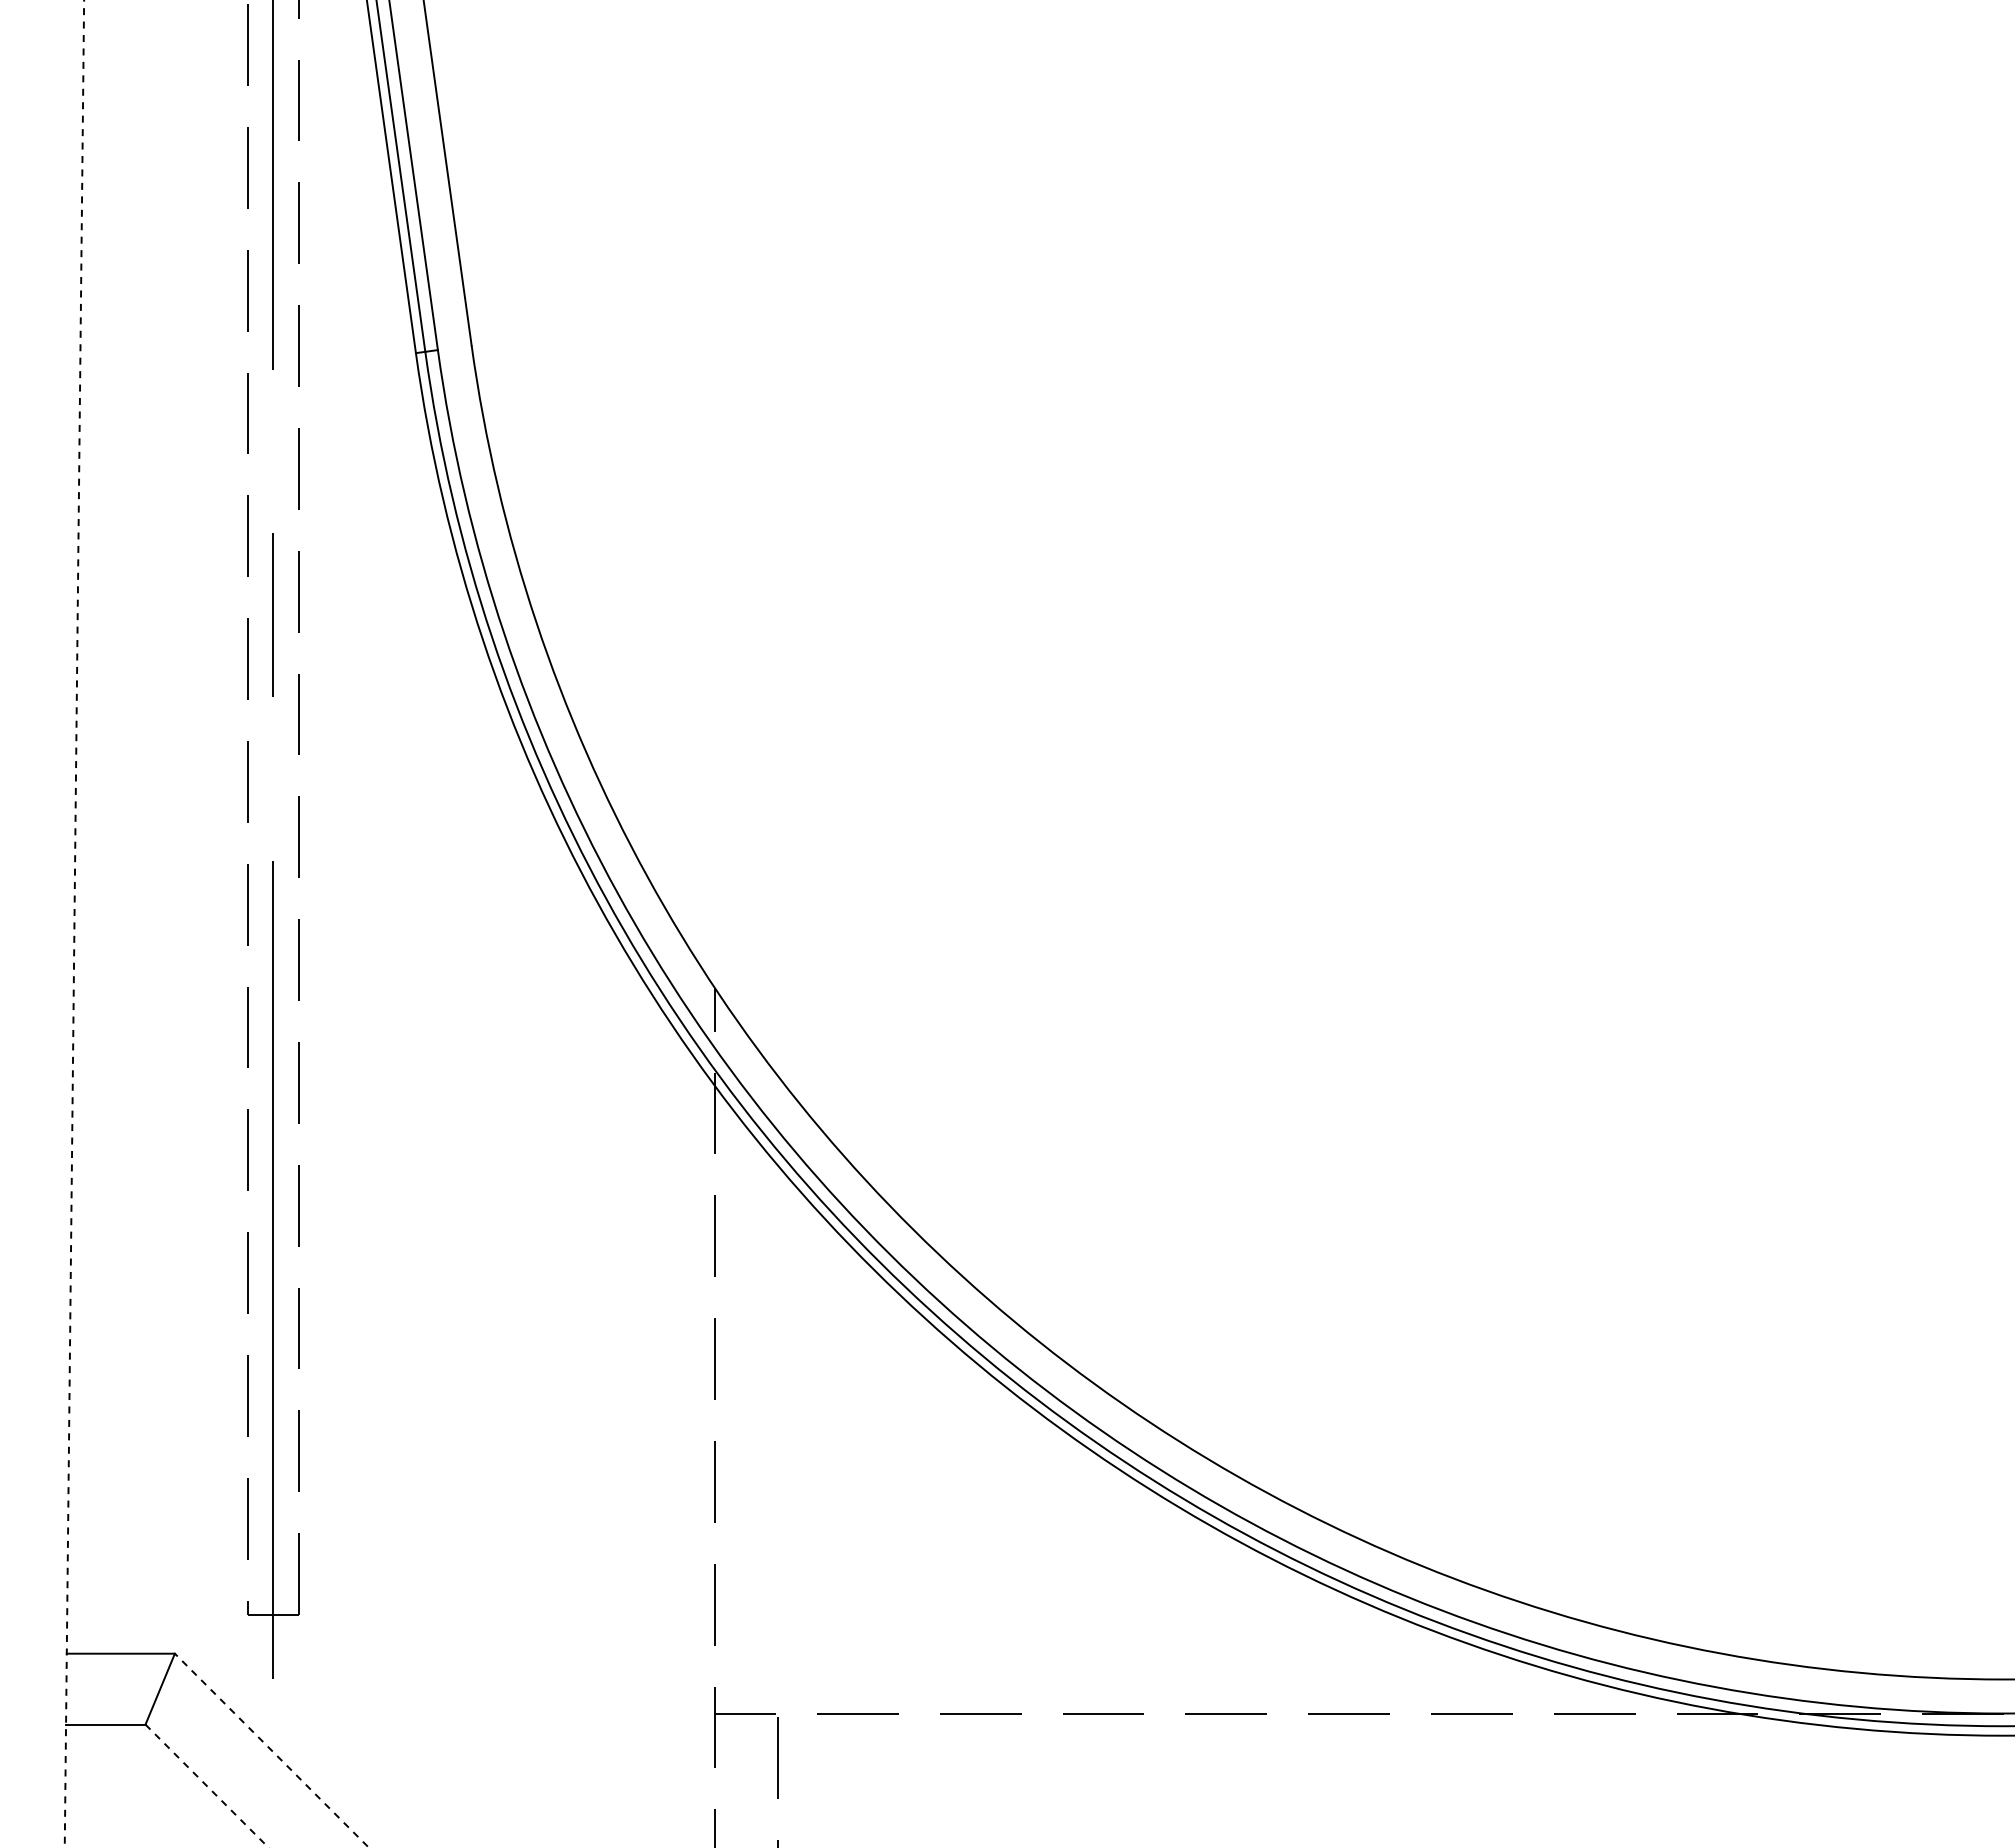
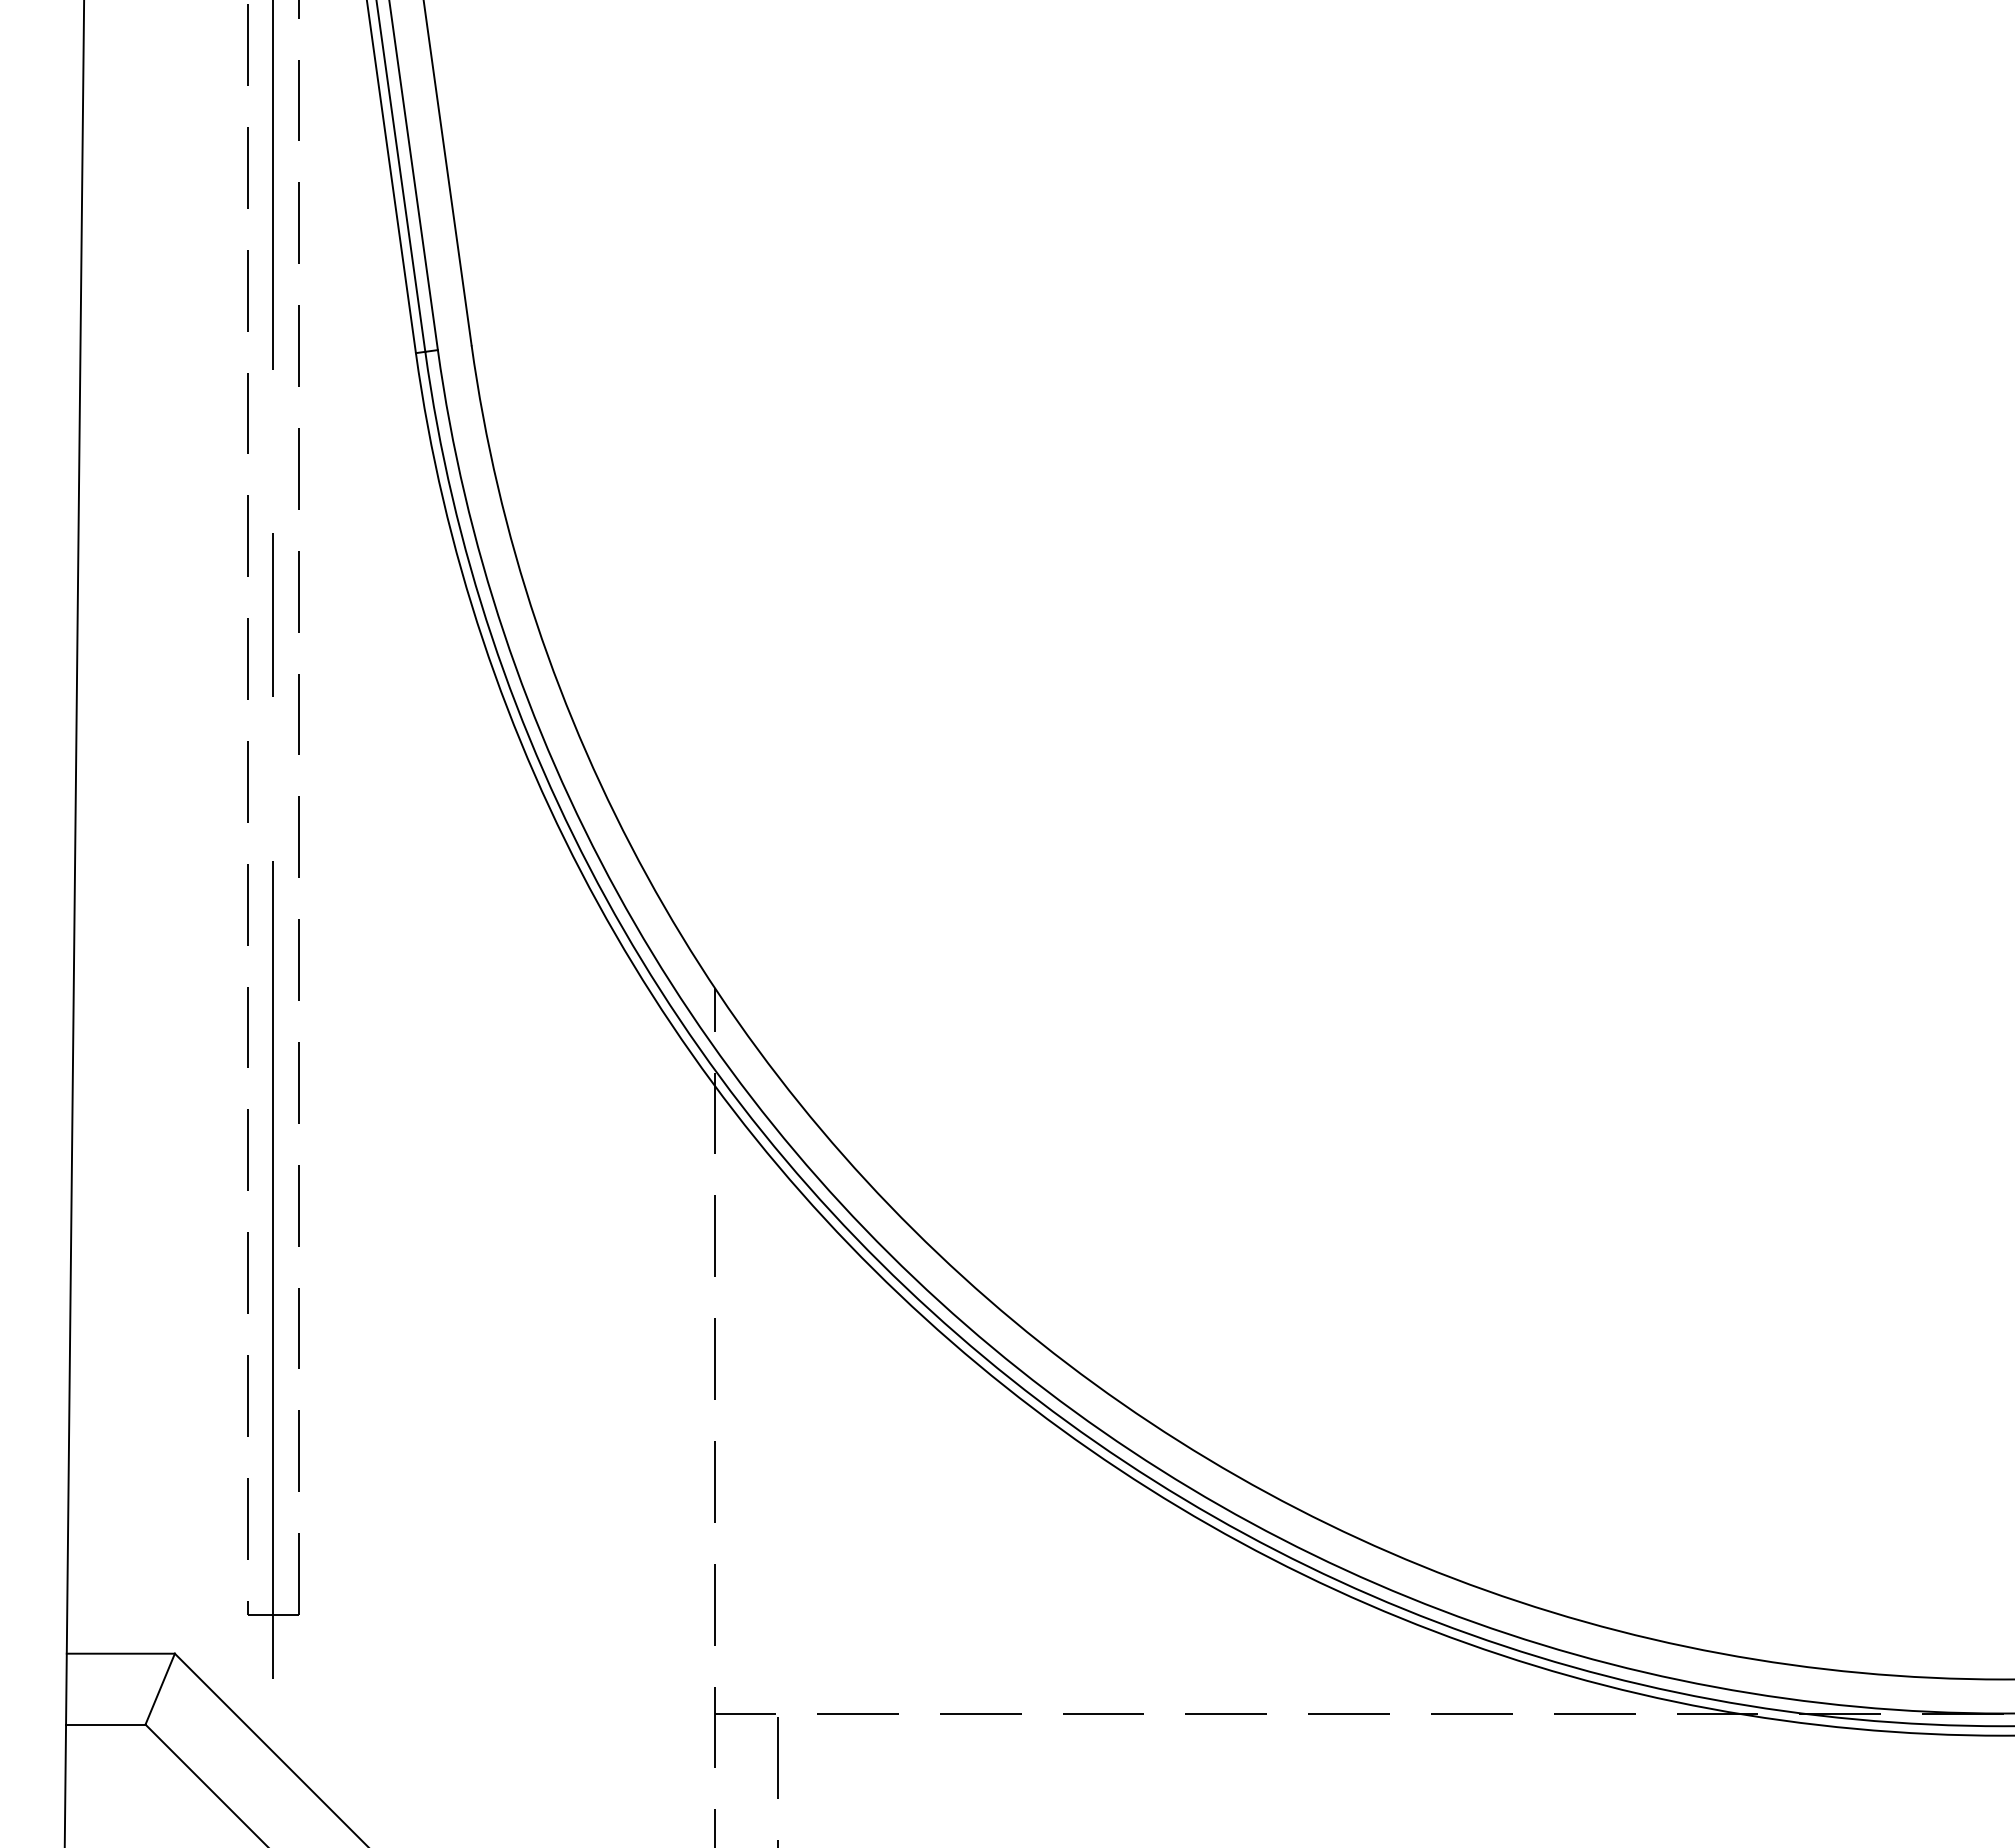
line: dashed -> solid (74, 923)
line: dashed -> solid (271, 1750)
line: dashed -> solid (206, 1786)
